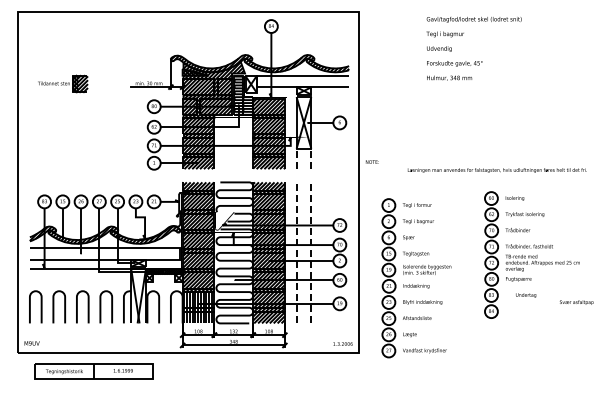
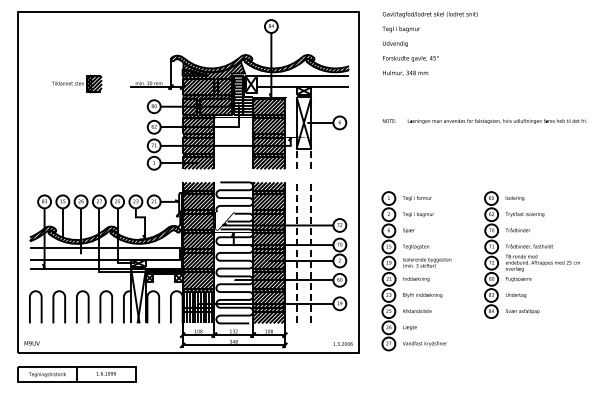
text position: (473, 48) -> (429, 43) (429, 43)
part position: (63, 83) -> (77, 83) (77, 83)
text position: (371, 161) -> (388, 120) (388, 120)
text position: (496, 170) -> (496, 121) (496, 121)
part position: (416, 278) -> (416, 271) (416, 271)
text position: (526, 295) -> (516, 295) (516, 295)
text position: (576, 302) -> (522, 311) (522, 311)
part position: (93, 371) -> (76, 374) (76, 374)
